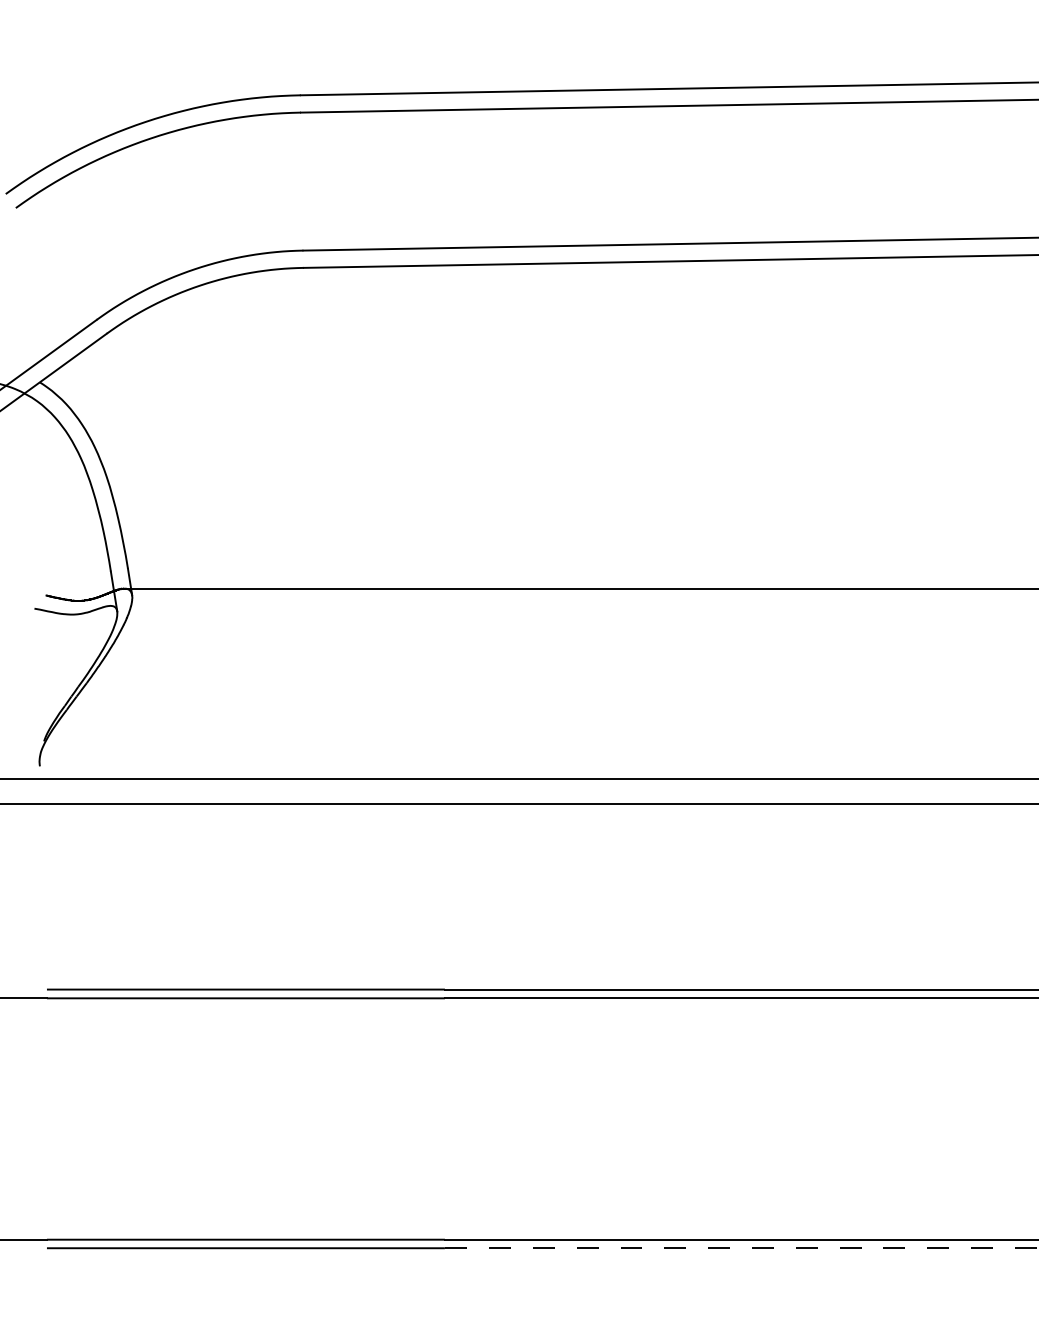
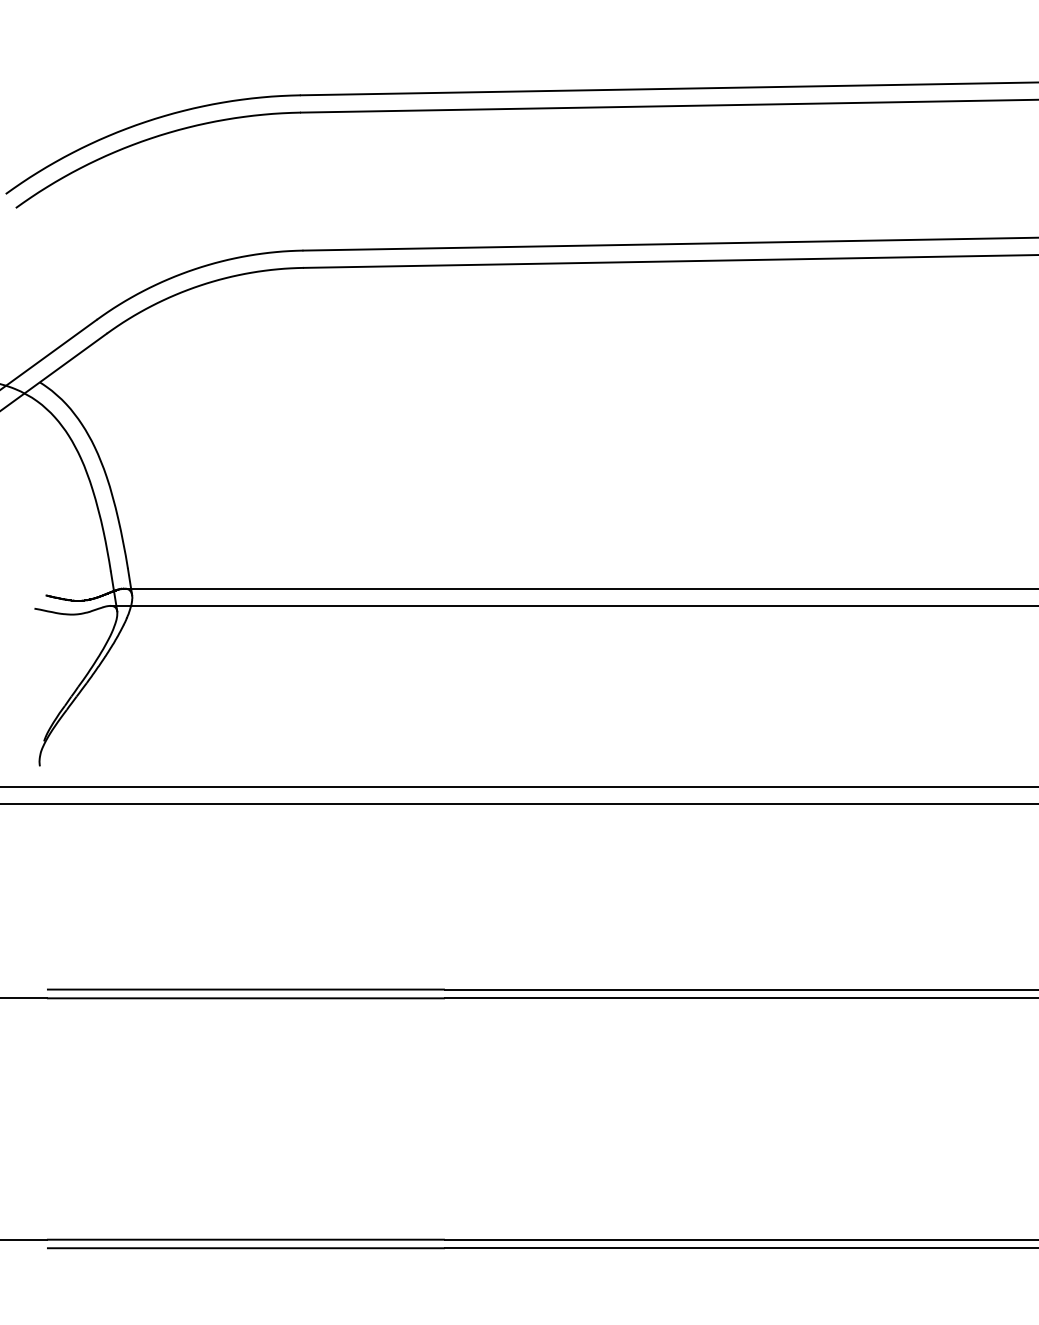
line: none -> present (572, 605)
line position: (518, 778) -> (518, 786) (518, 786)
line: dashed -> solid (741, 1248)
